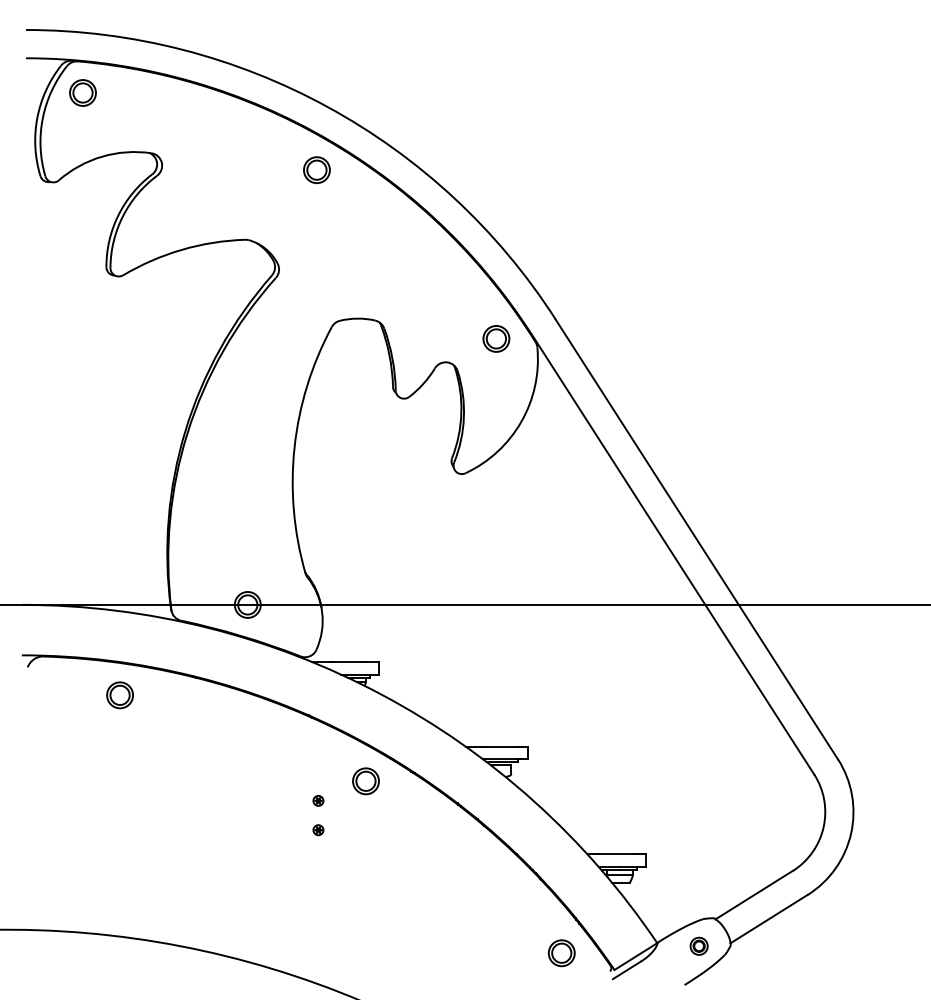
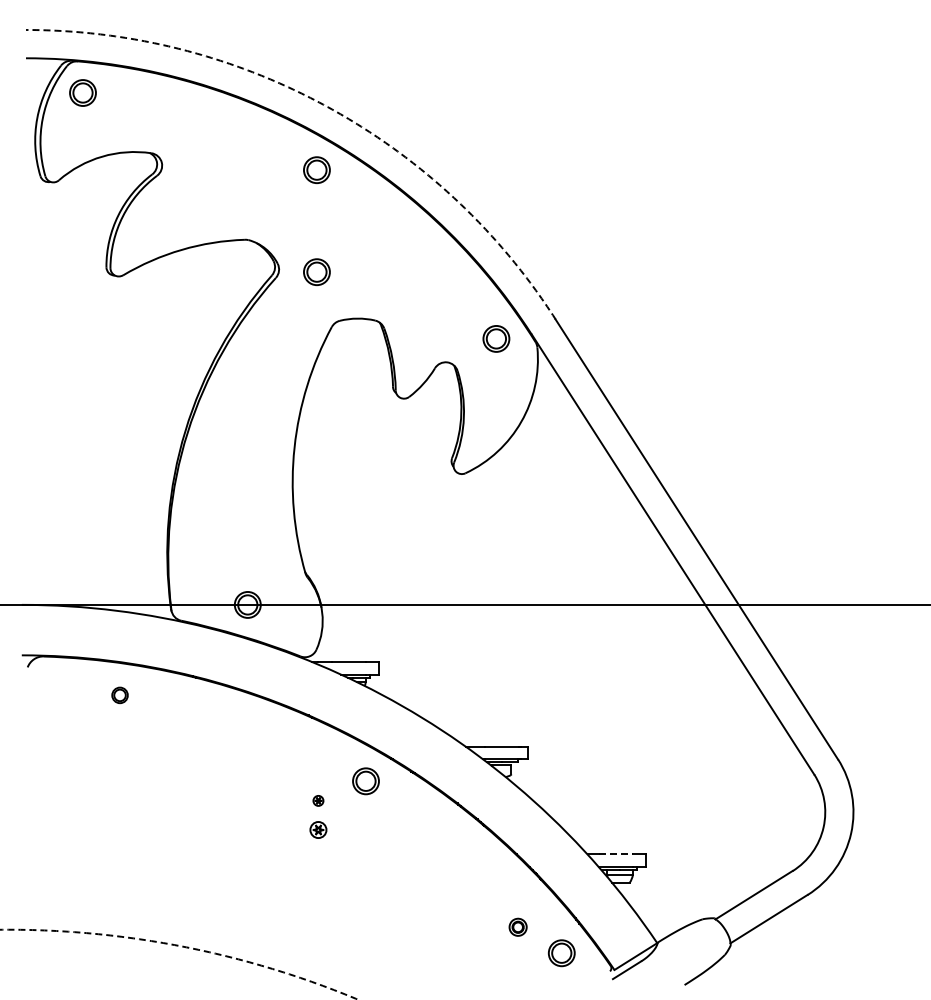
arc: solid -> dashed (327, 107)
part: none -> present (316, 271)
part size: 28x29 px -> 18x19 px (119, 695)
part size: 13x13 px -> 19x18 px (318, 829)
line: solid -> dashed (616, 854)
part position: (698, 945) -> (517, 926) (517, 926)
arc: solid -> dashed (182, 946)
